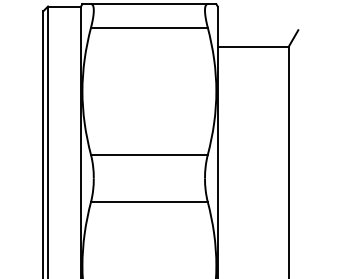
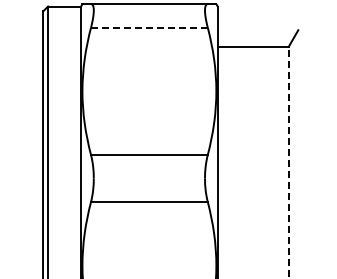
line: solid -> dashed (149, 27)
line: solid -> dashed (288, 162)
